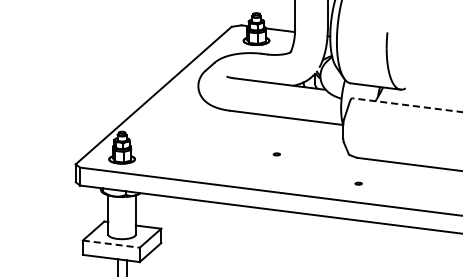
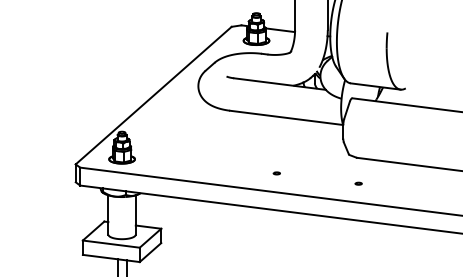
line: dashed -> solid (407, 105)
part position: (276, 154) -> (276, 173) (276, 173)
line: dashed -> solid (111, 244)
